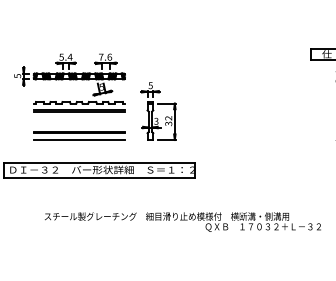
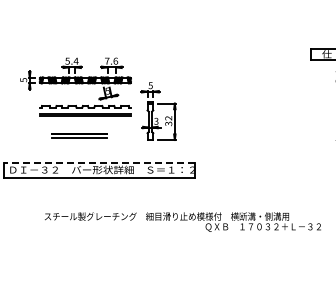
part position: (69, 82) -> (75, 86) (75, 86)
part size: 93x10 px -> 57x6 px (79, 135)
line: solid -> dashed (98, 162)
